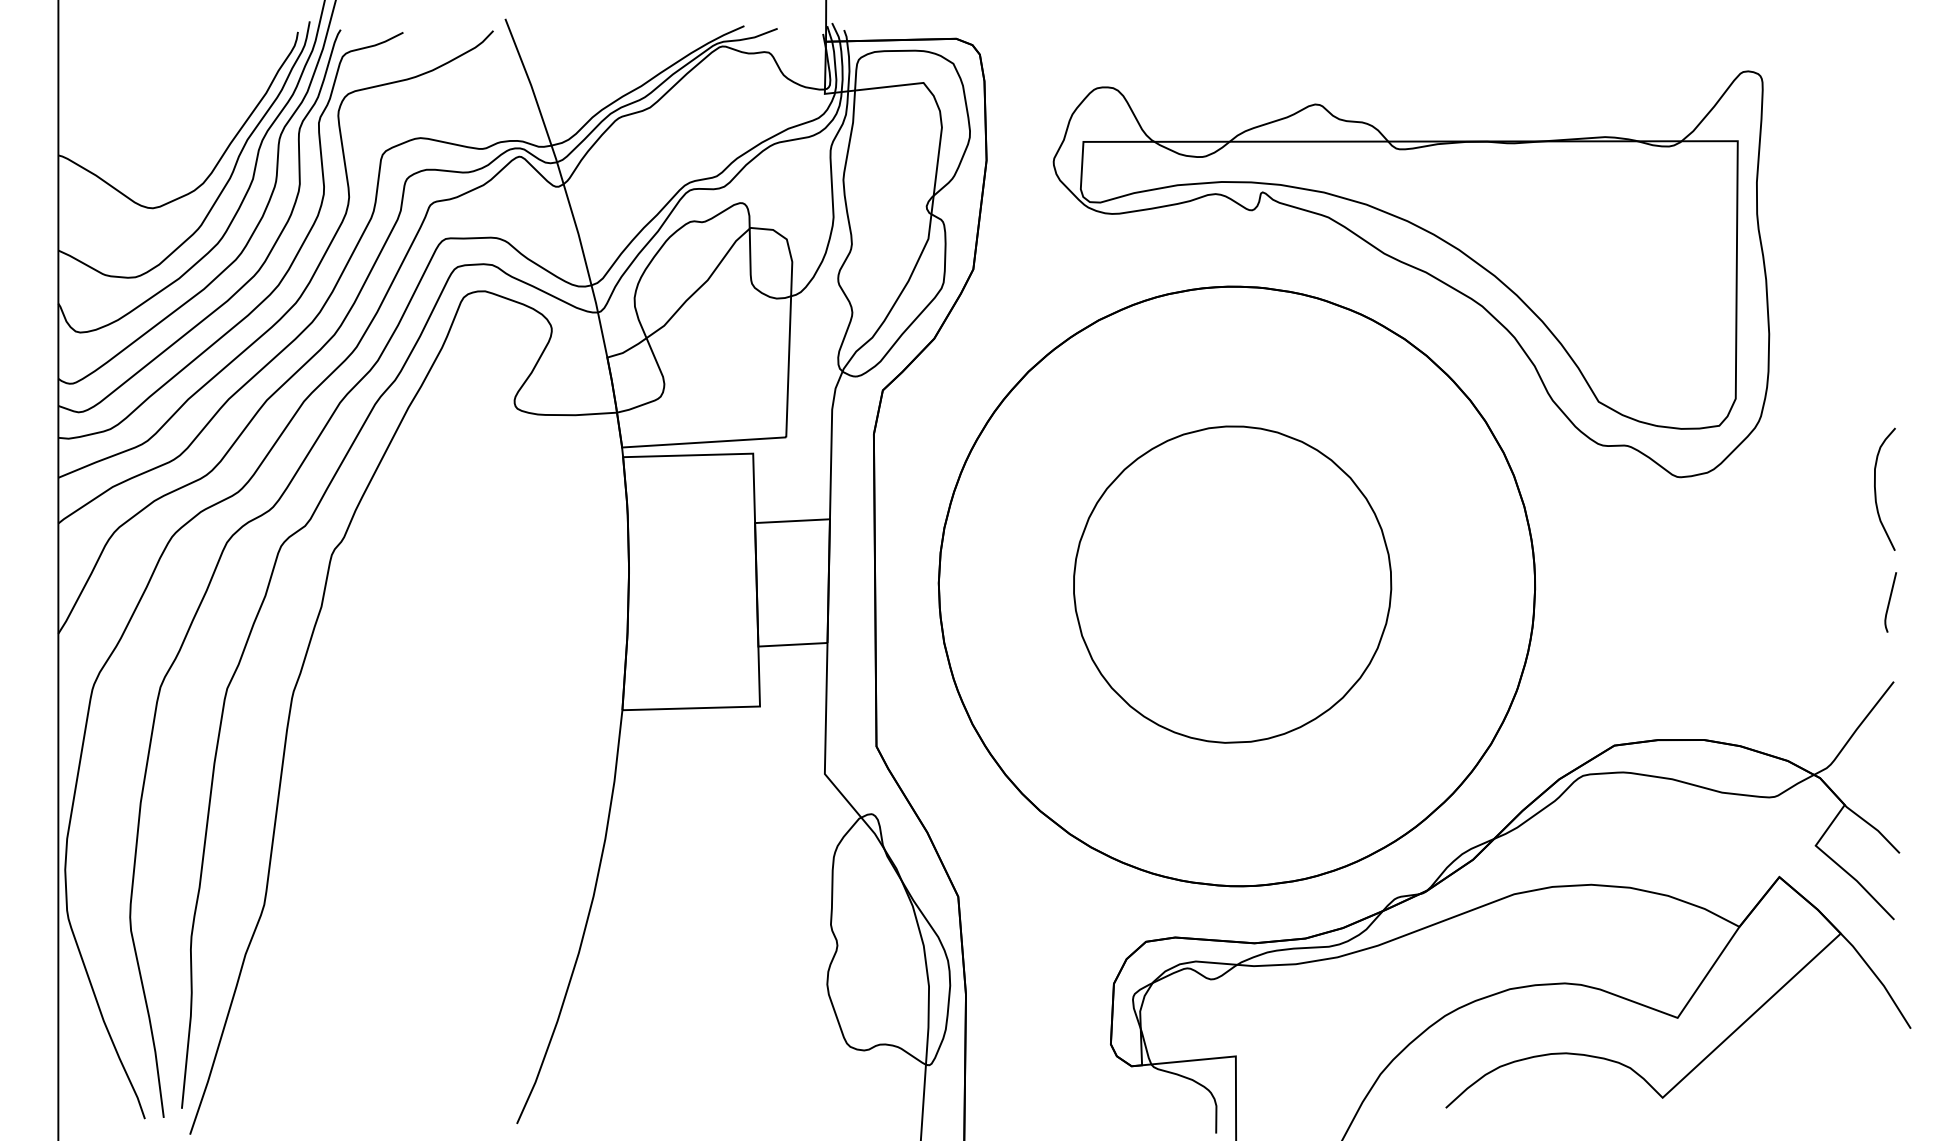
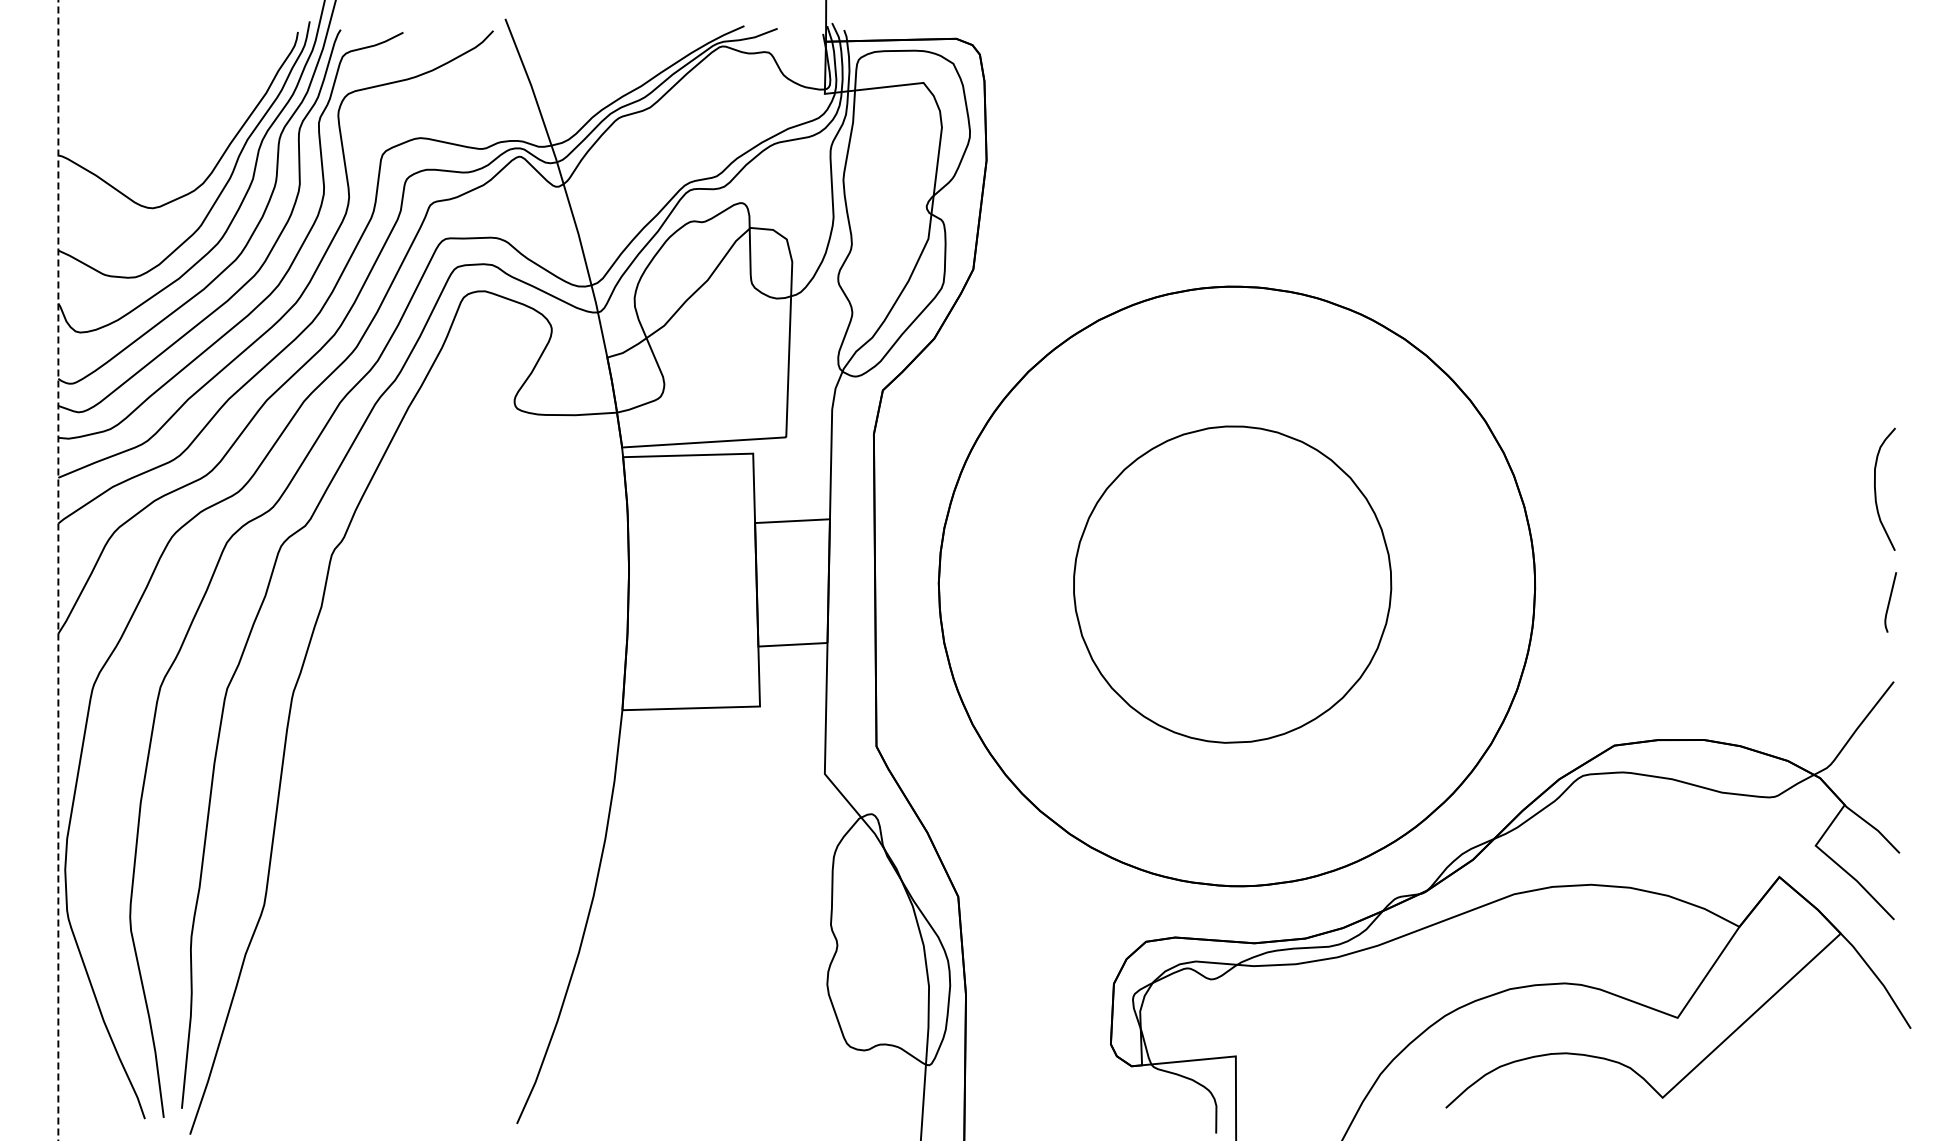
part: present -> none (1413, 268)
line: solid -> dashed (58, 569)
